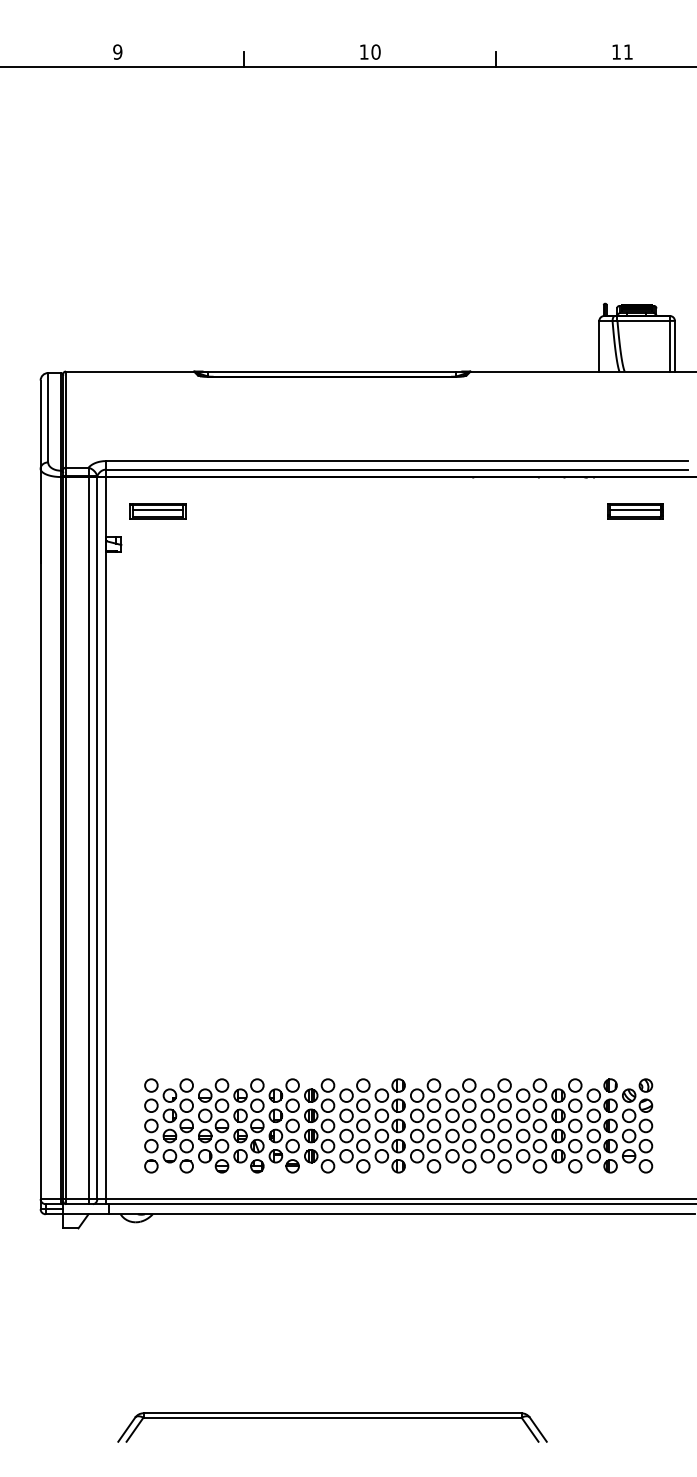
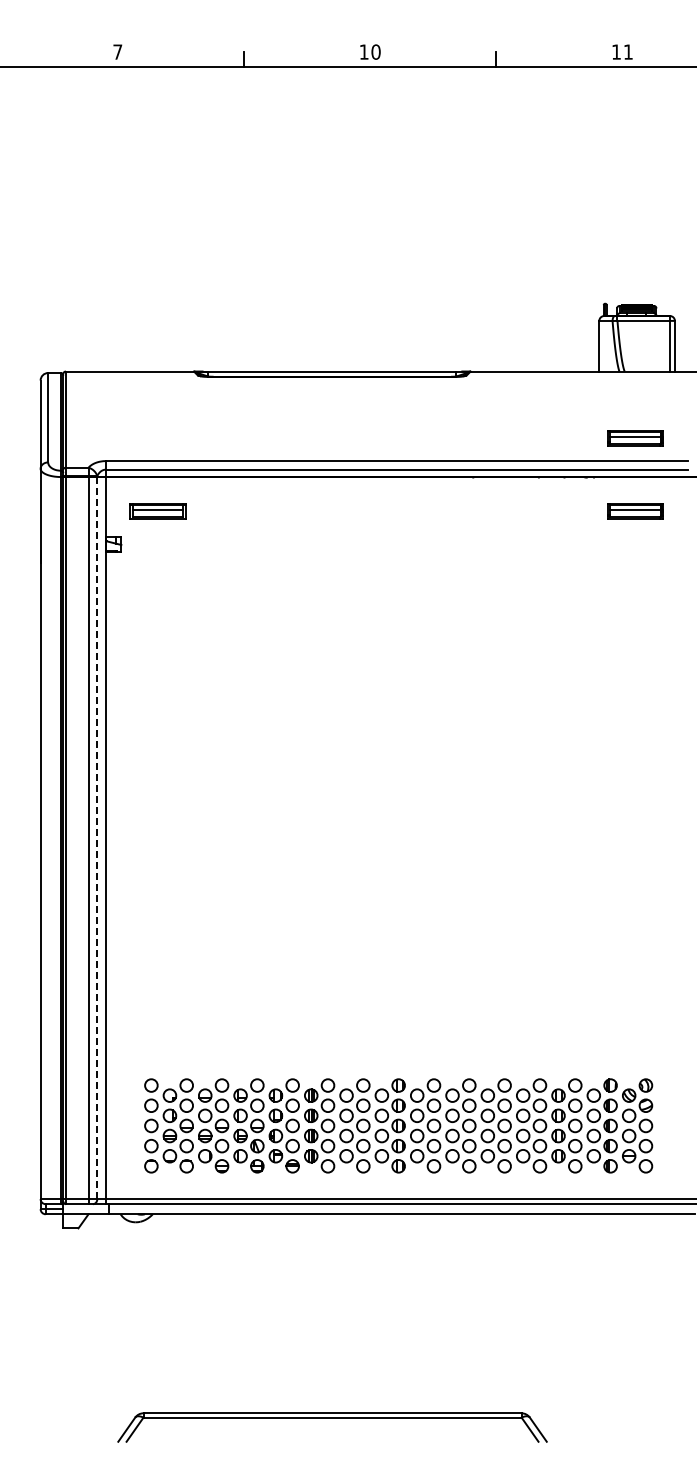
text: 9 -> 7 (117, 51)
part: none -> present (635, 438)
line: solid -> dashed (97, 838)
